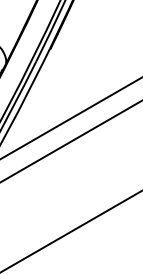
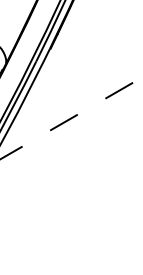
line: solid -> dashed (71, 118)
line: present -> none (70, 141)
line: present -> none (70, 231)
